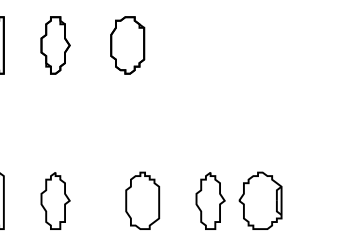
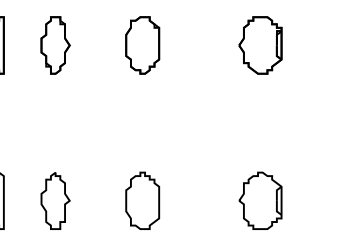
part position: (127, 45) -> (142, 45) (142, 45)
part: none -> present (260, 45)
part: present -> none (210, 200)
